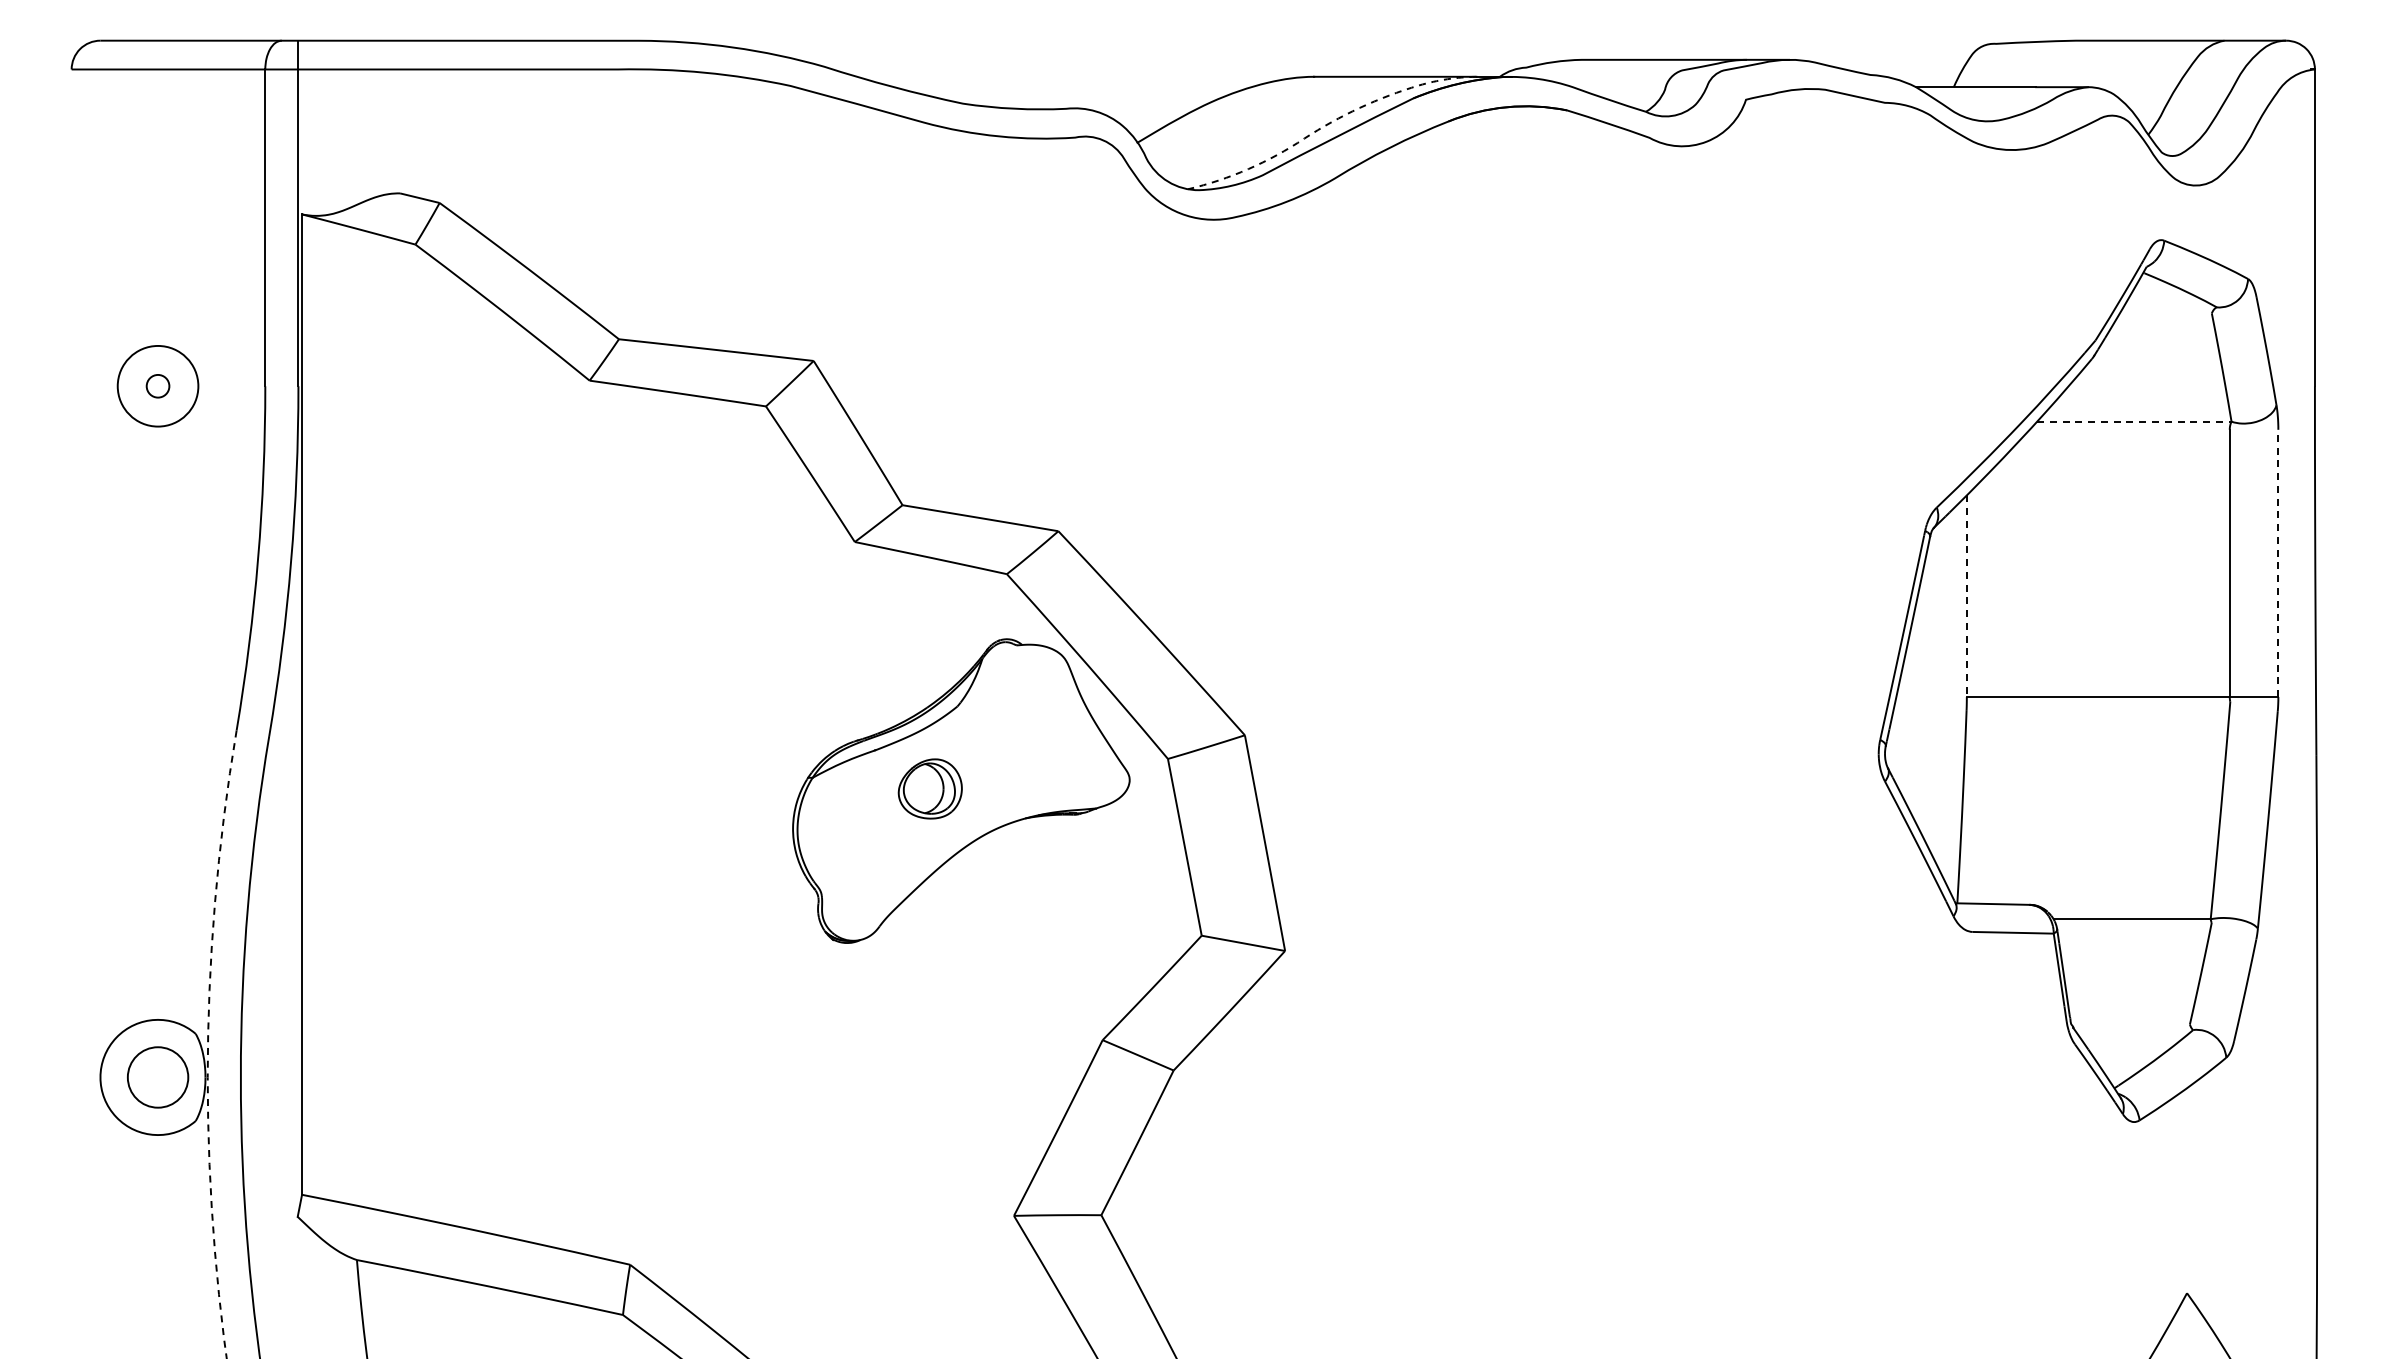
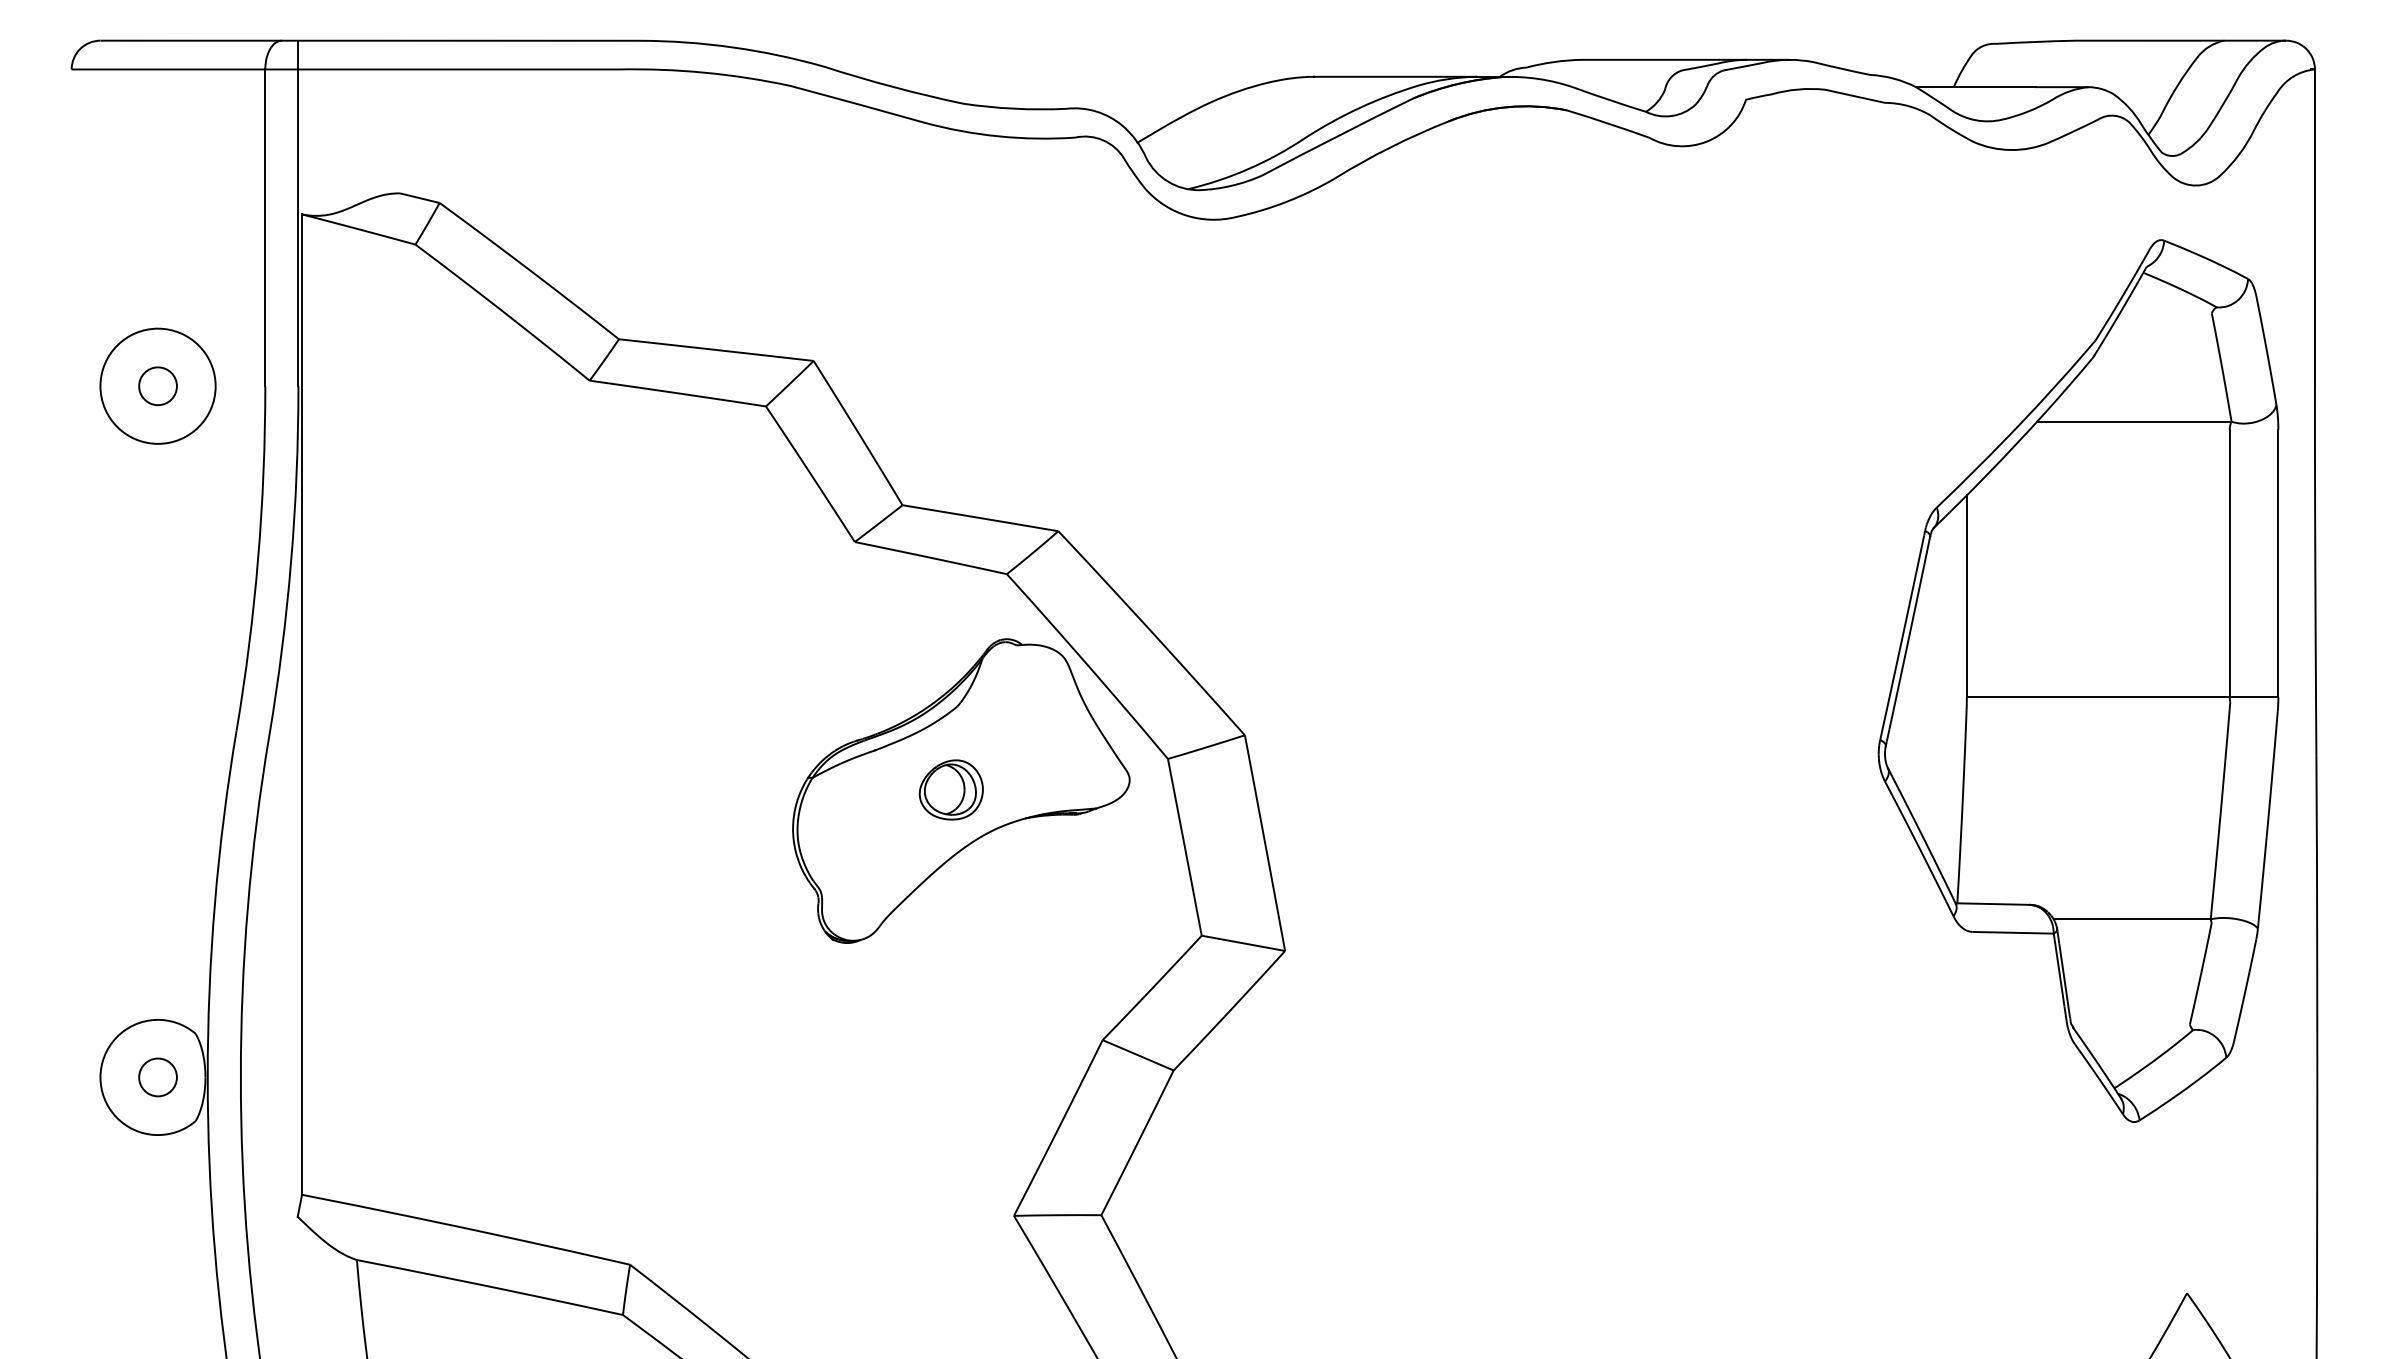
line: dashed -> solid (1329, 123)
circle diameter: 23 px -> 38 px (157, 386)
circle diameter: 81 px -> 115 px (157, 385)
line: dashed -> solid (2134, 421)
line: dashed -> solid (2278, 563)
line: dashed -> solid (1966, 596)
part position: (929, 788) -> (950, 789) (950, 789)
arc: dashed -> solid (208, 1044)
circle diameter: 60 px -> 38 px (157, 1077)
